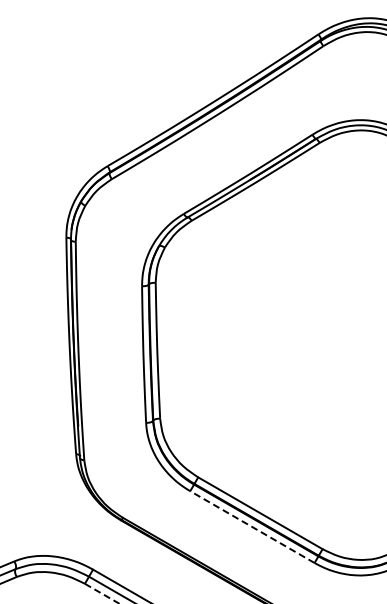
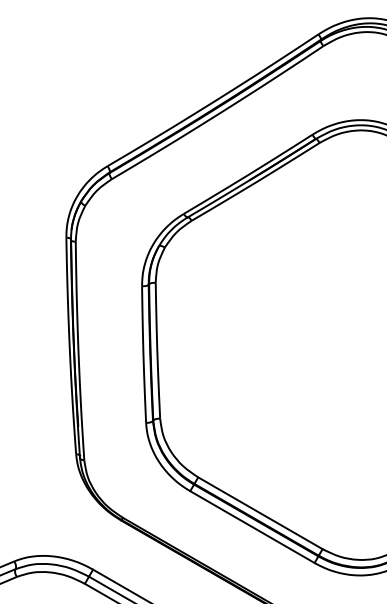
line: dashed -> solid (252, 527)
line: dashed -> solid (102, 593)
